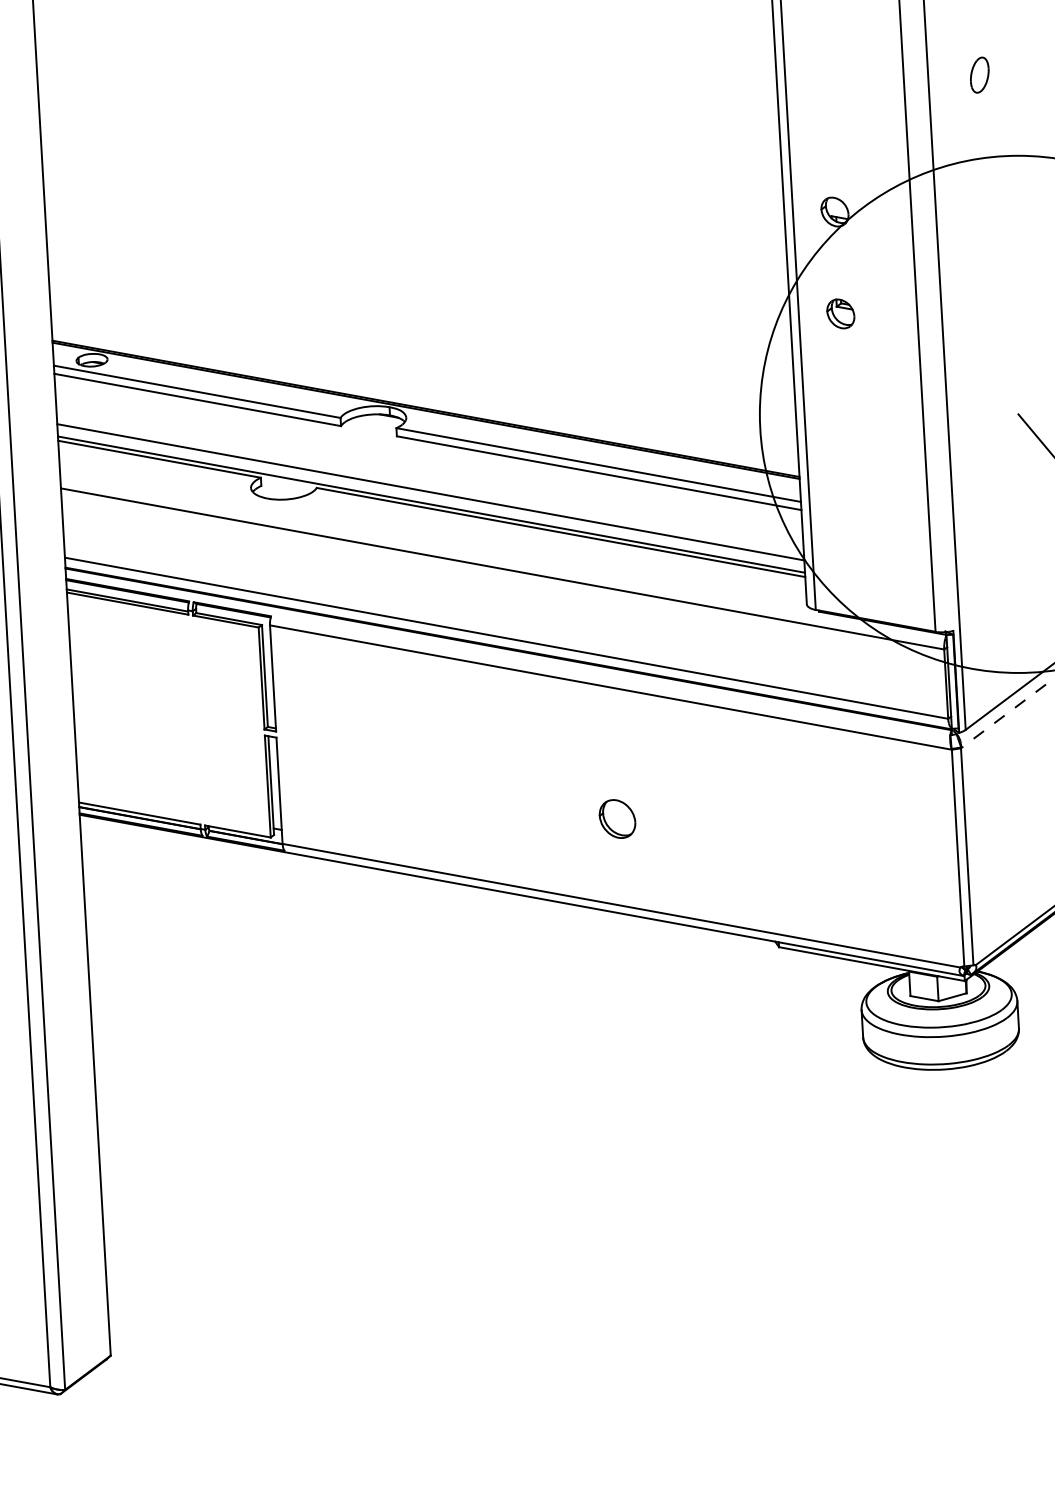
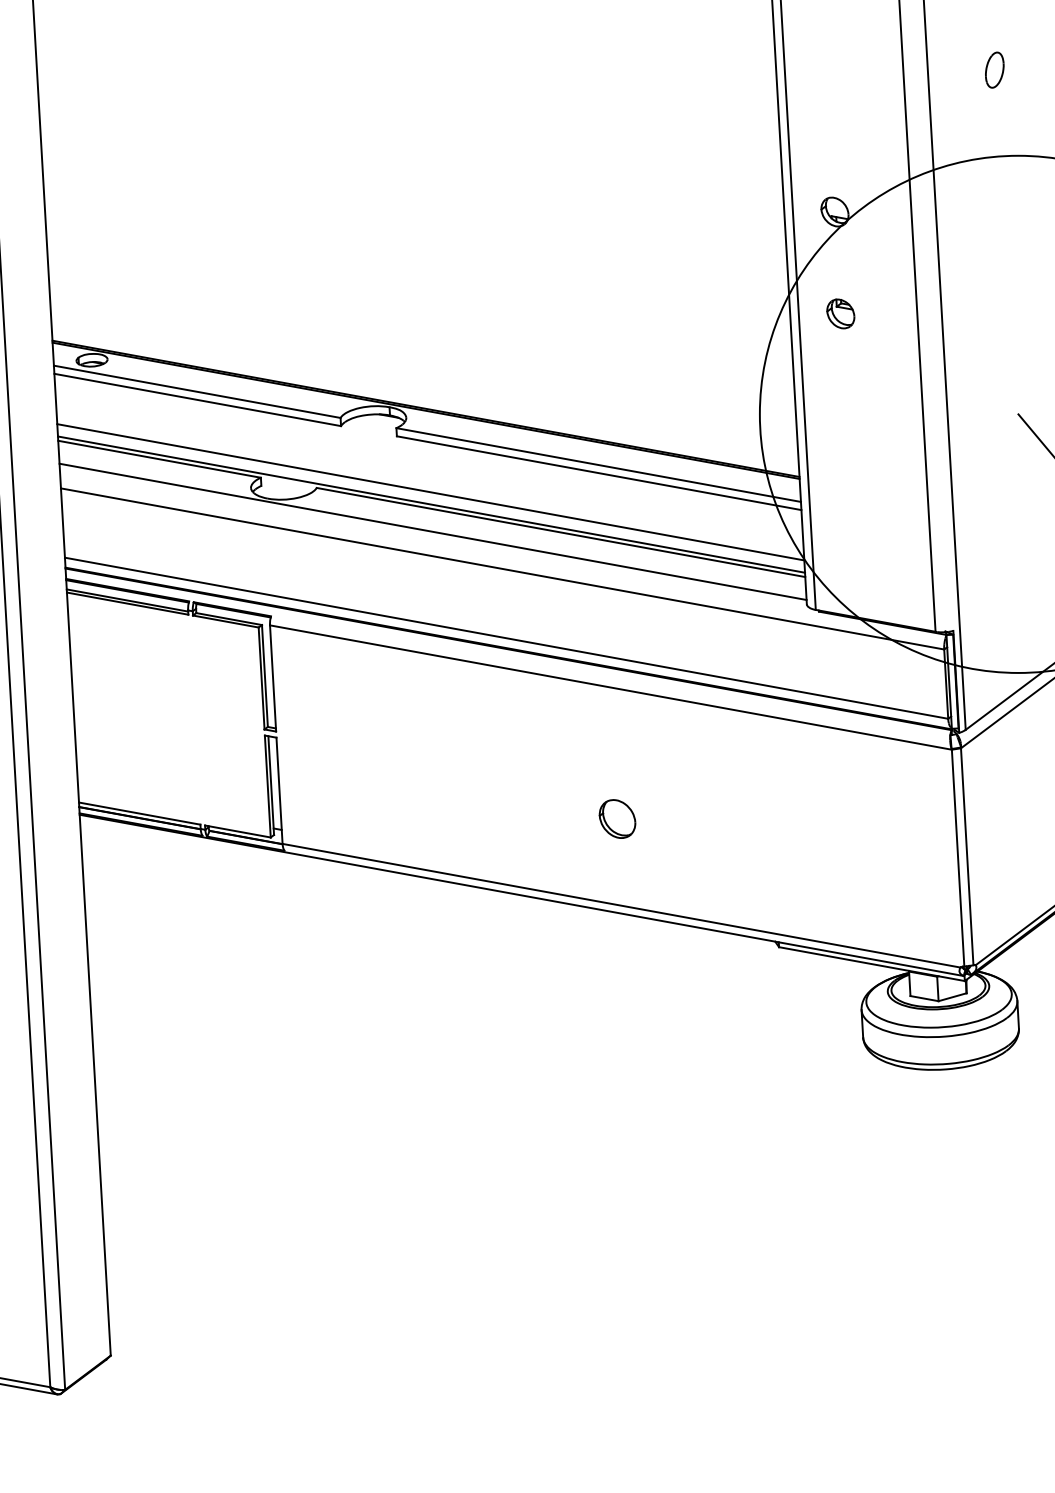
part position: (979, 74) -> (994, 69) (994, 69)
line: none -> present (432, 531)
line: dashed -> solid (1007, 713)
